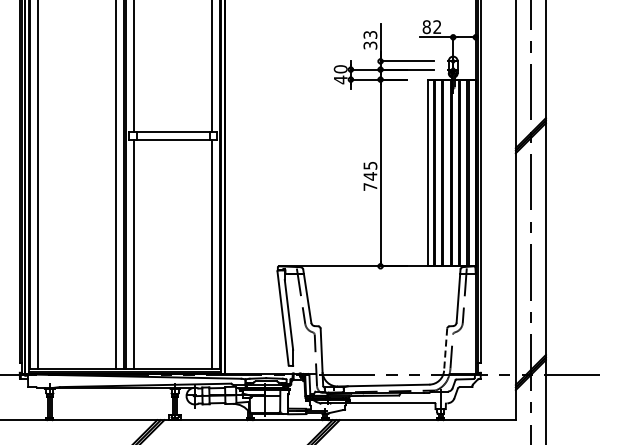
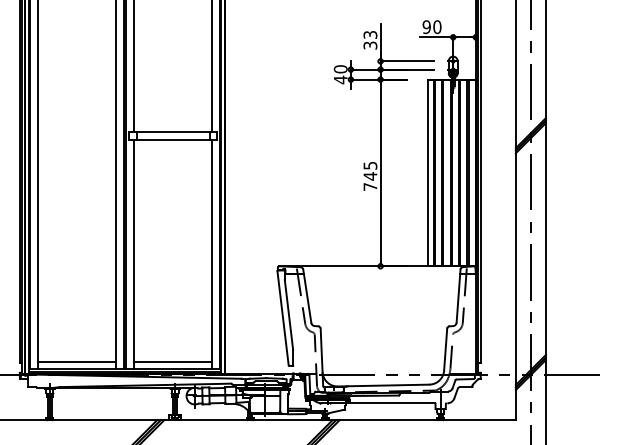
text: 82 -> 90 (431, 27)
line: dashed -> solid (445, 350)
line: none -> present (76, 361)
line: none -> present (172, 361)
